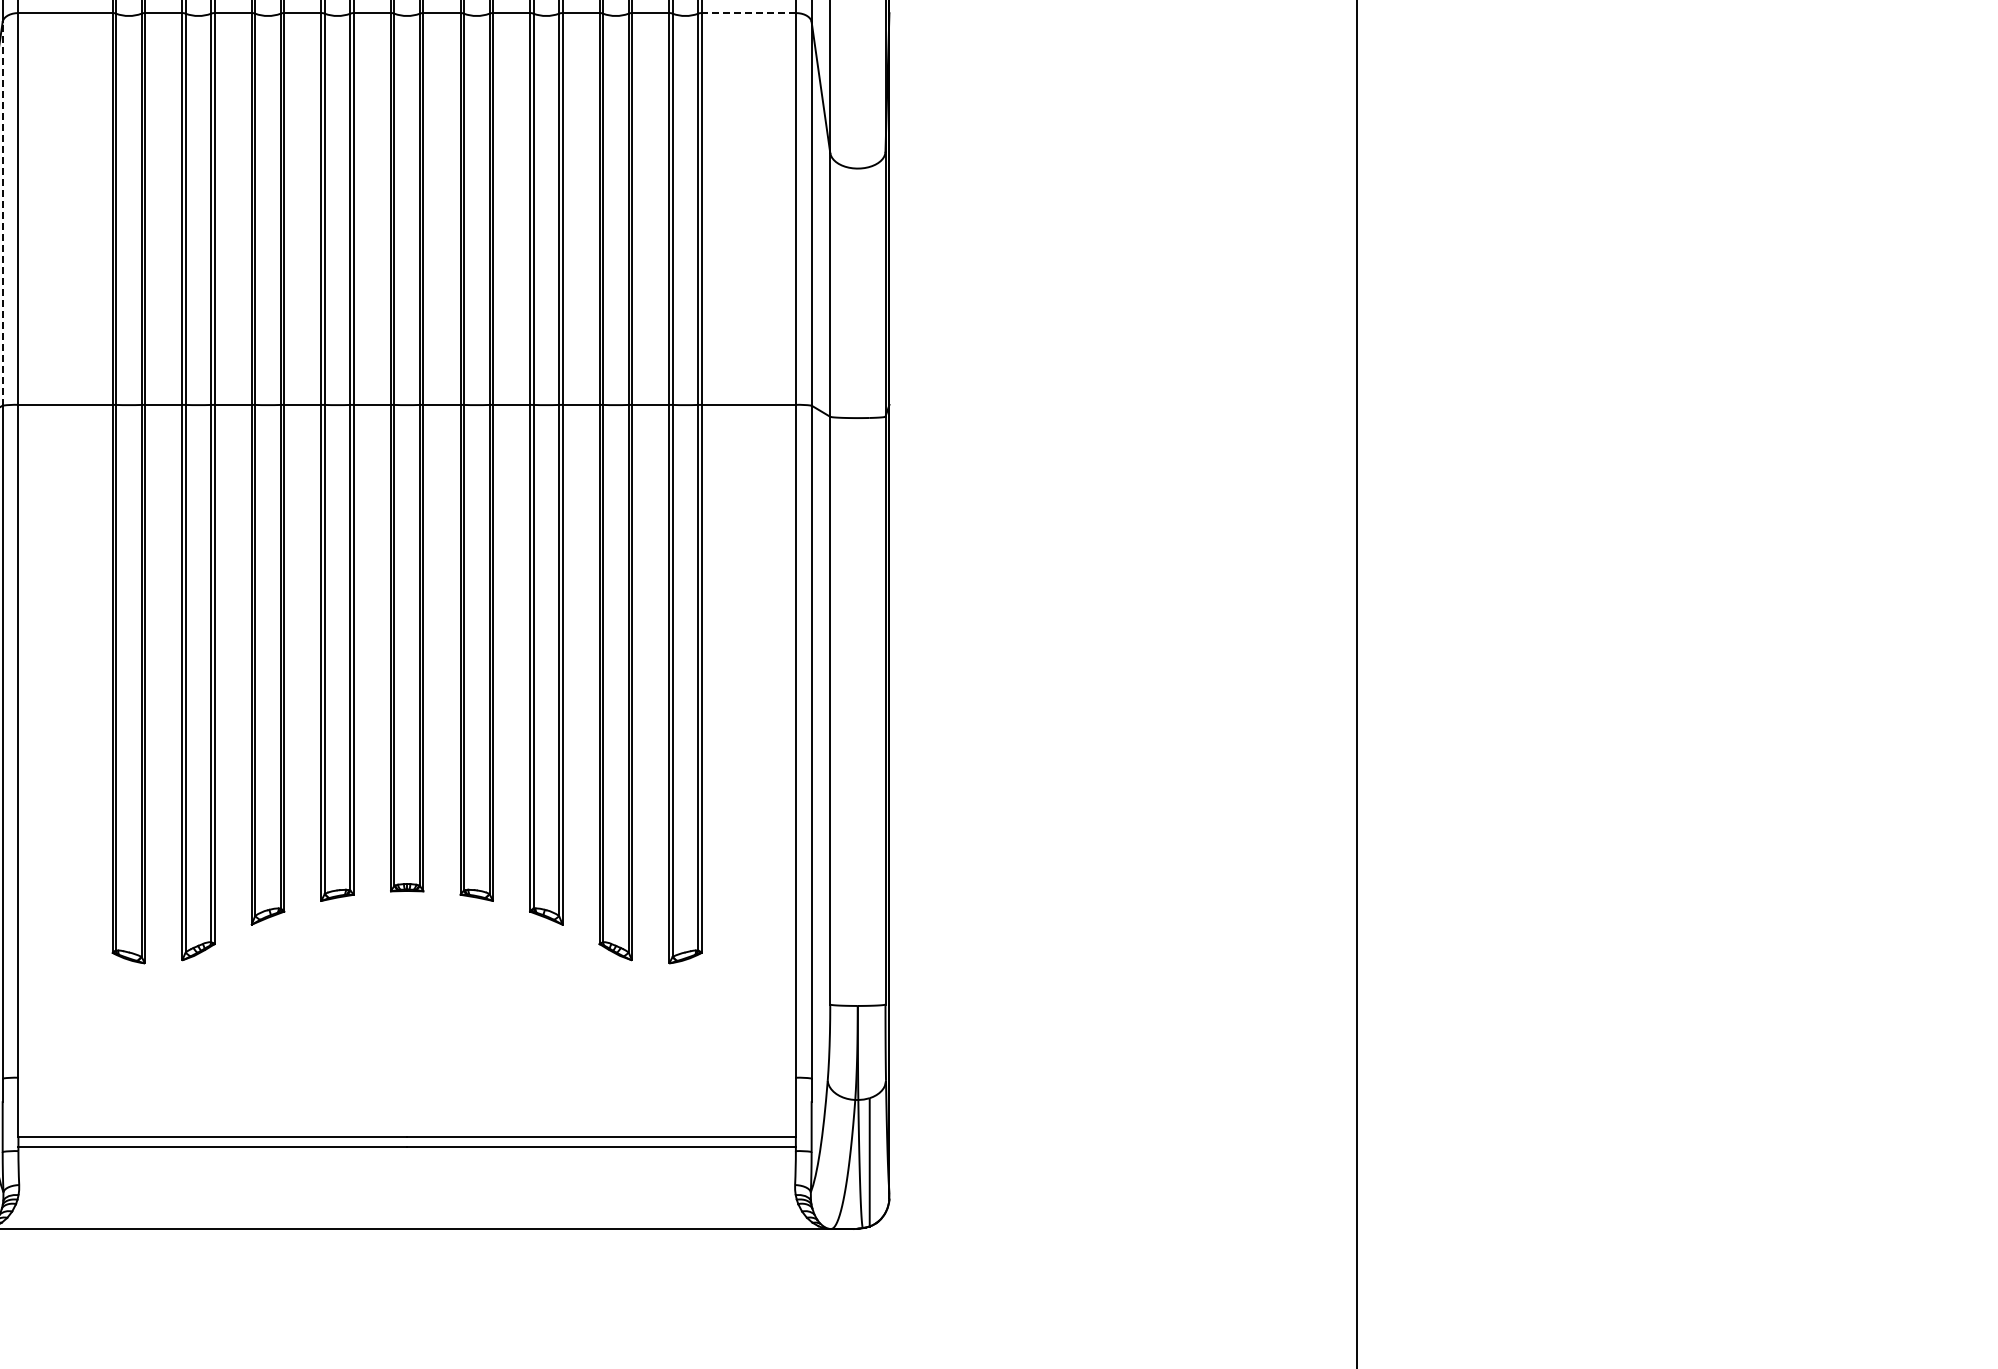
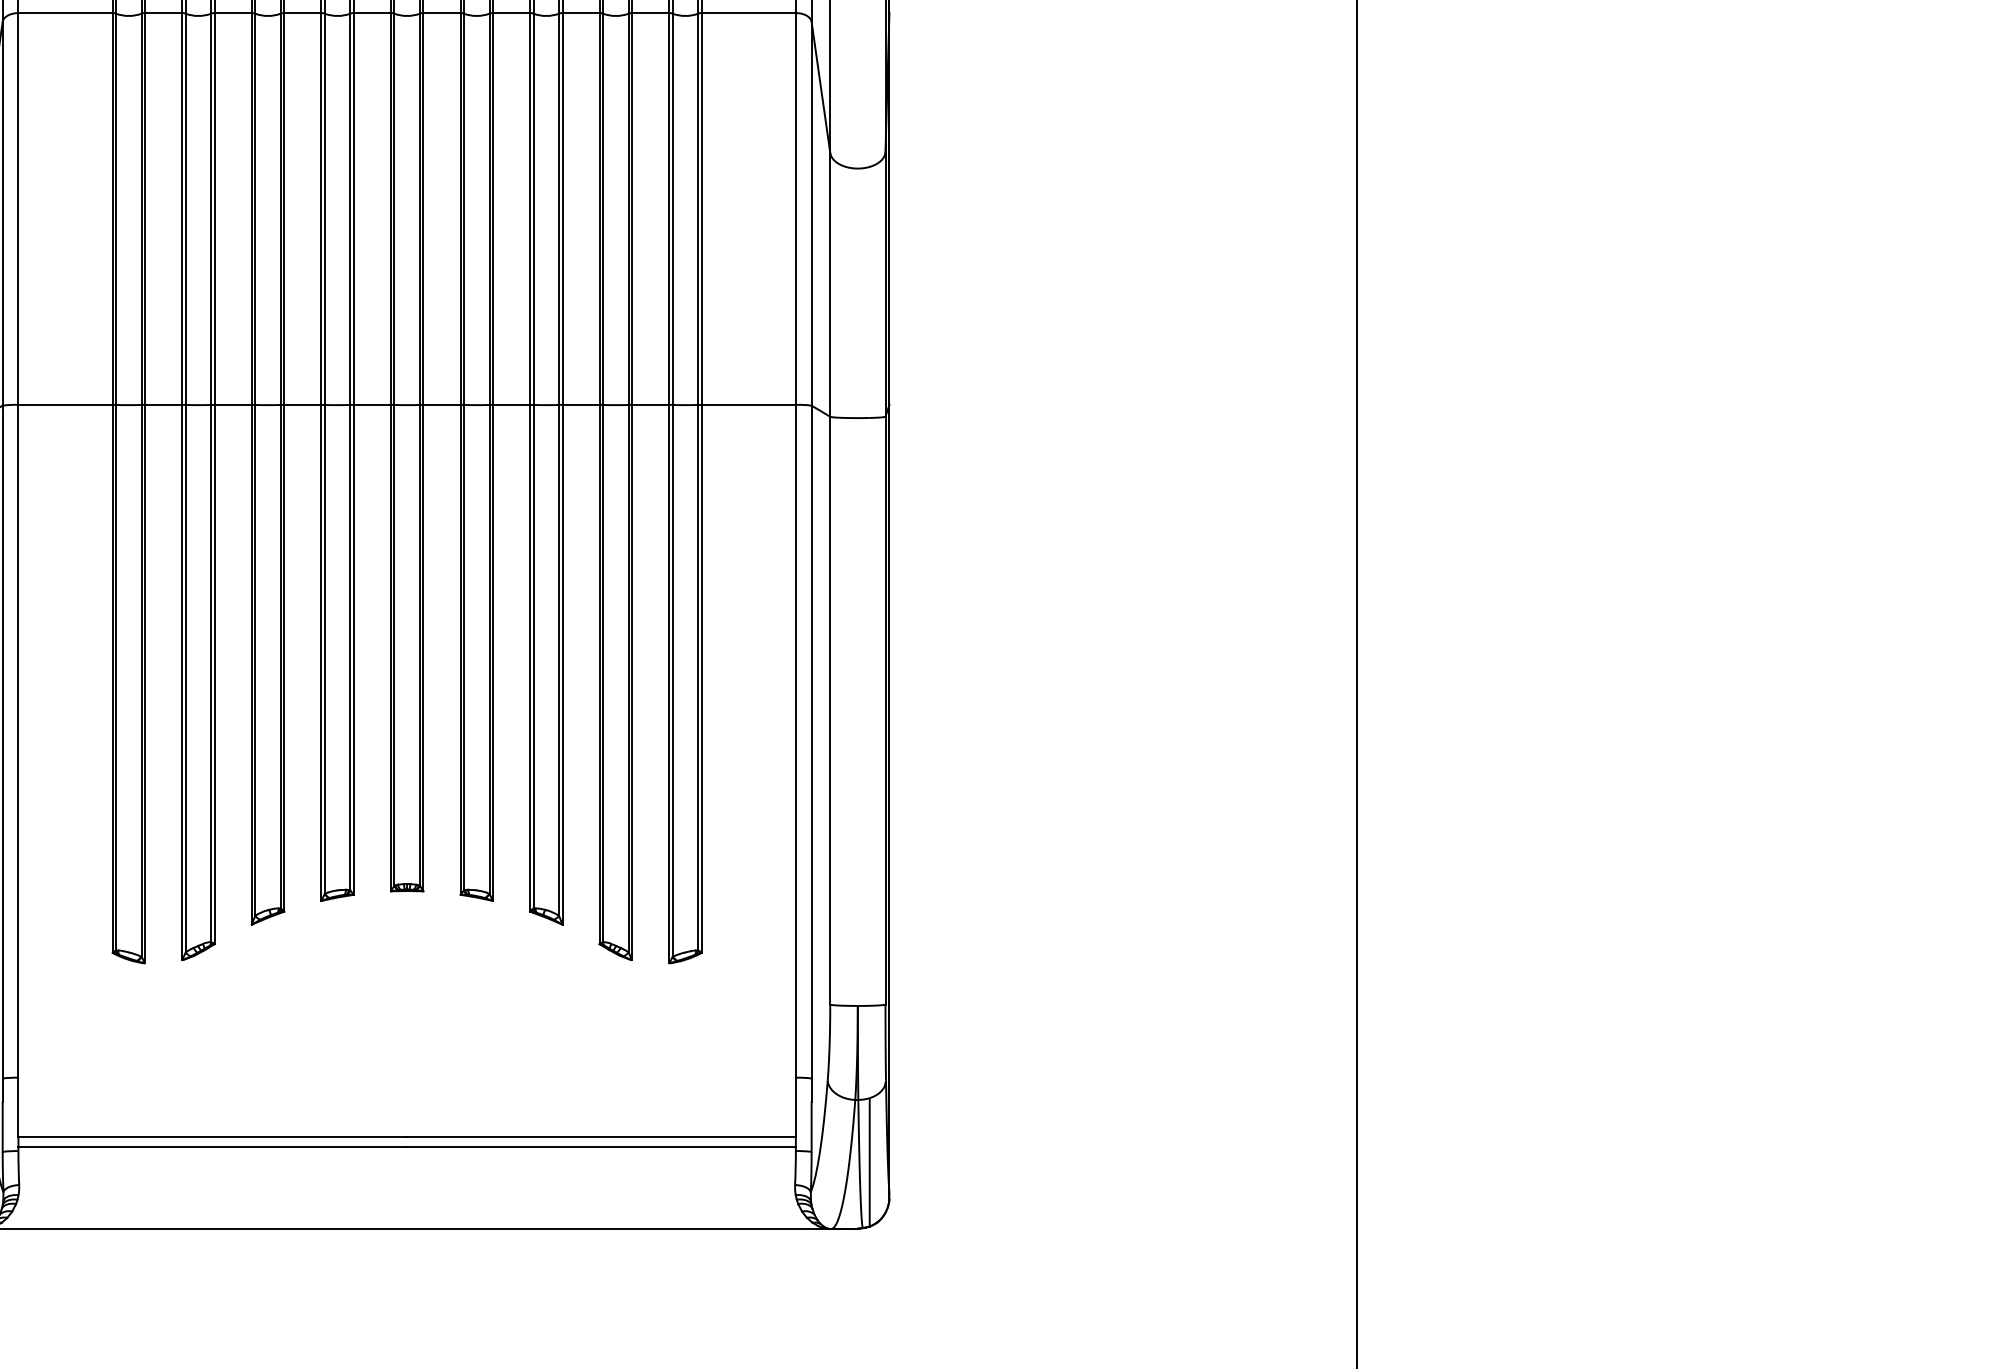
line: dashed -> solid (748, 13)
line: dashed -> solid (2, 213)
